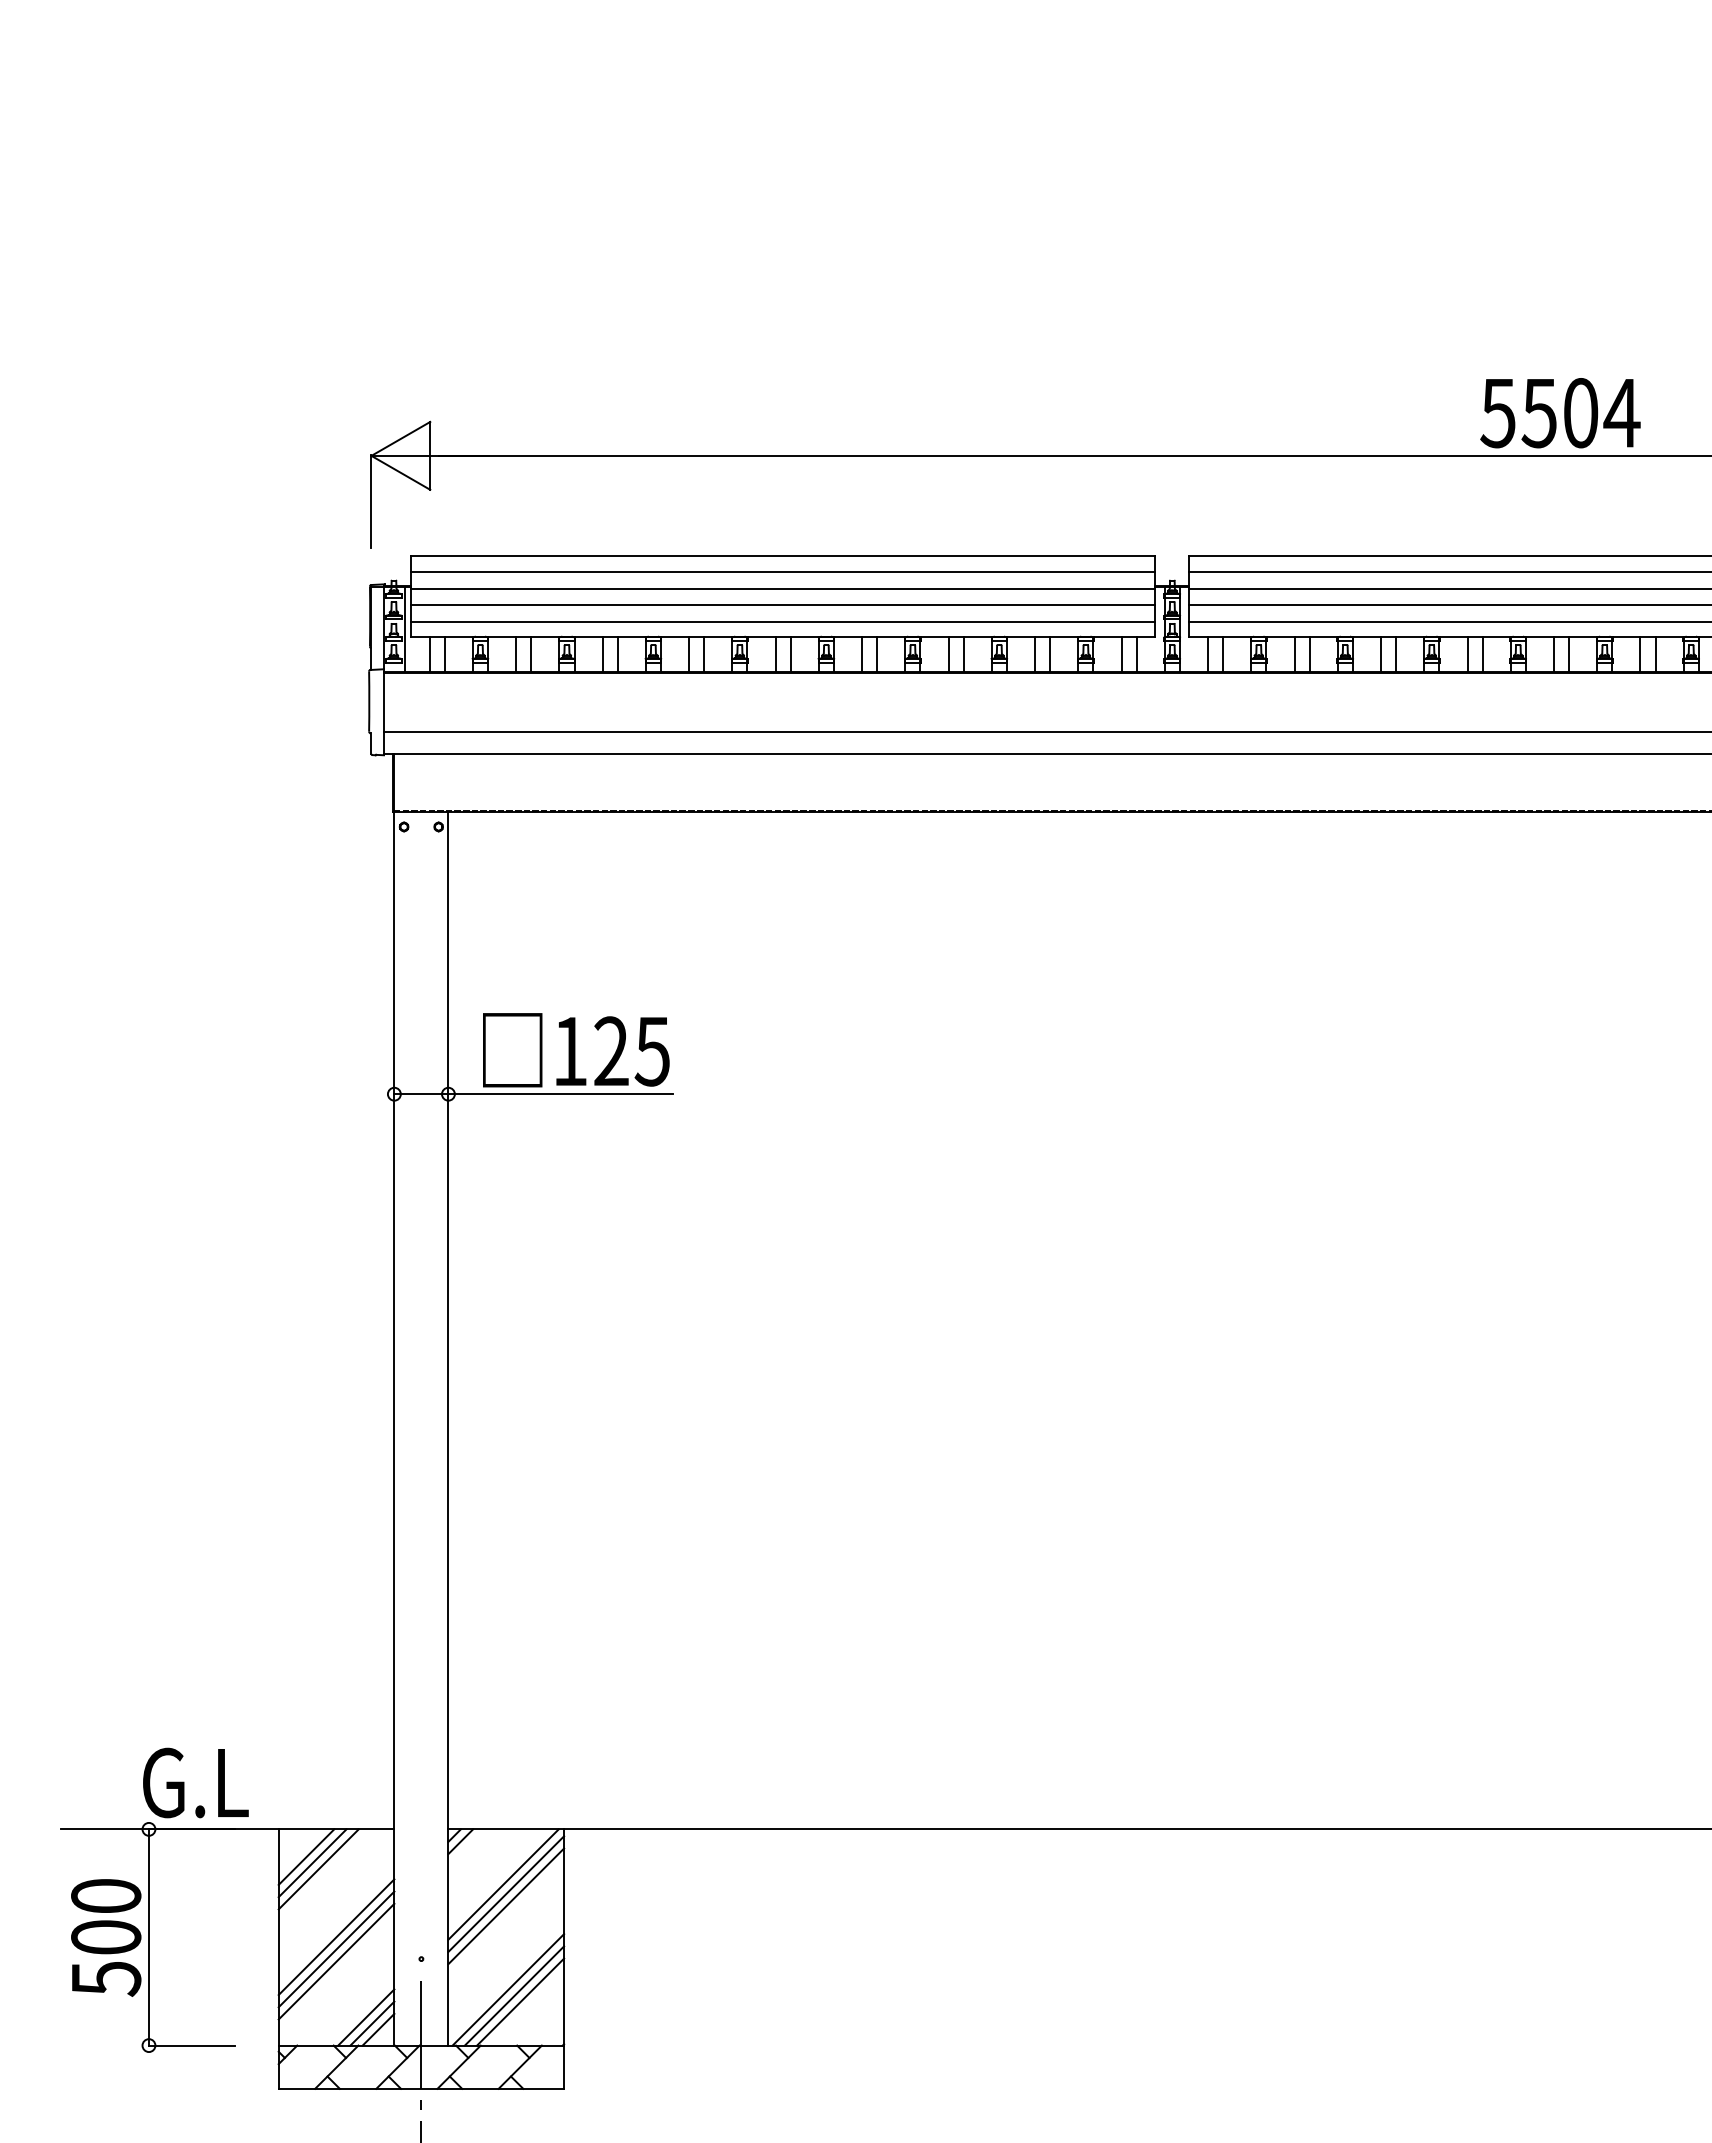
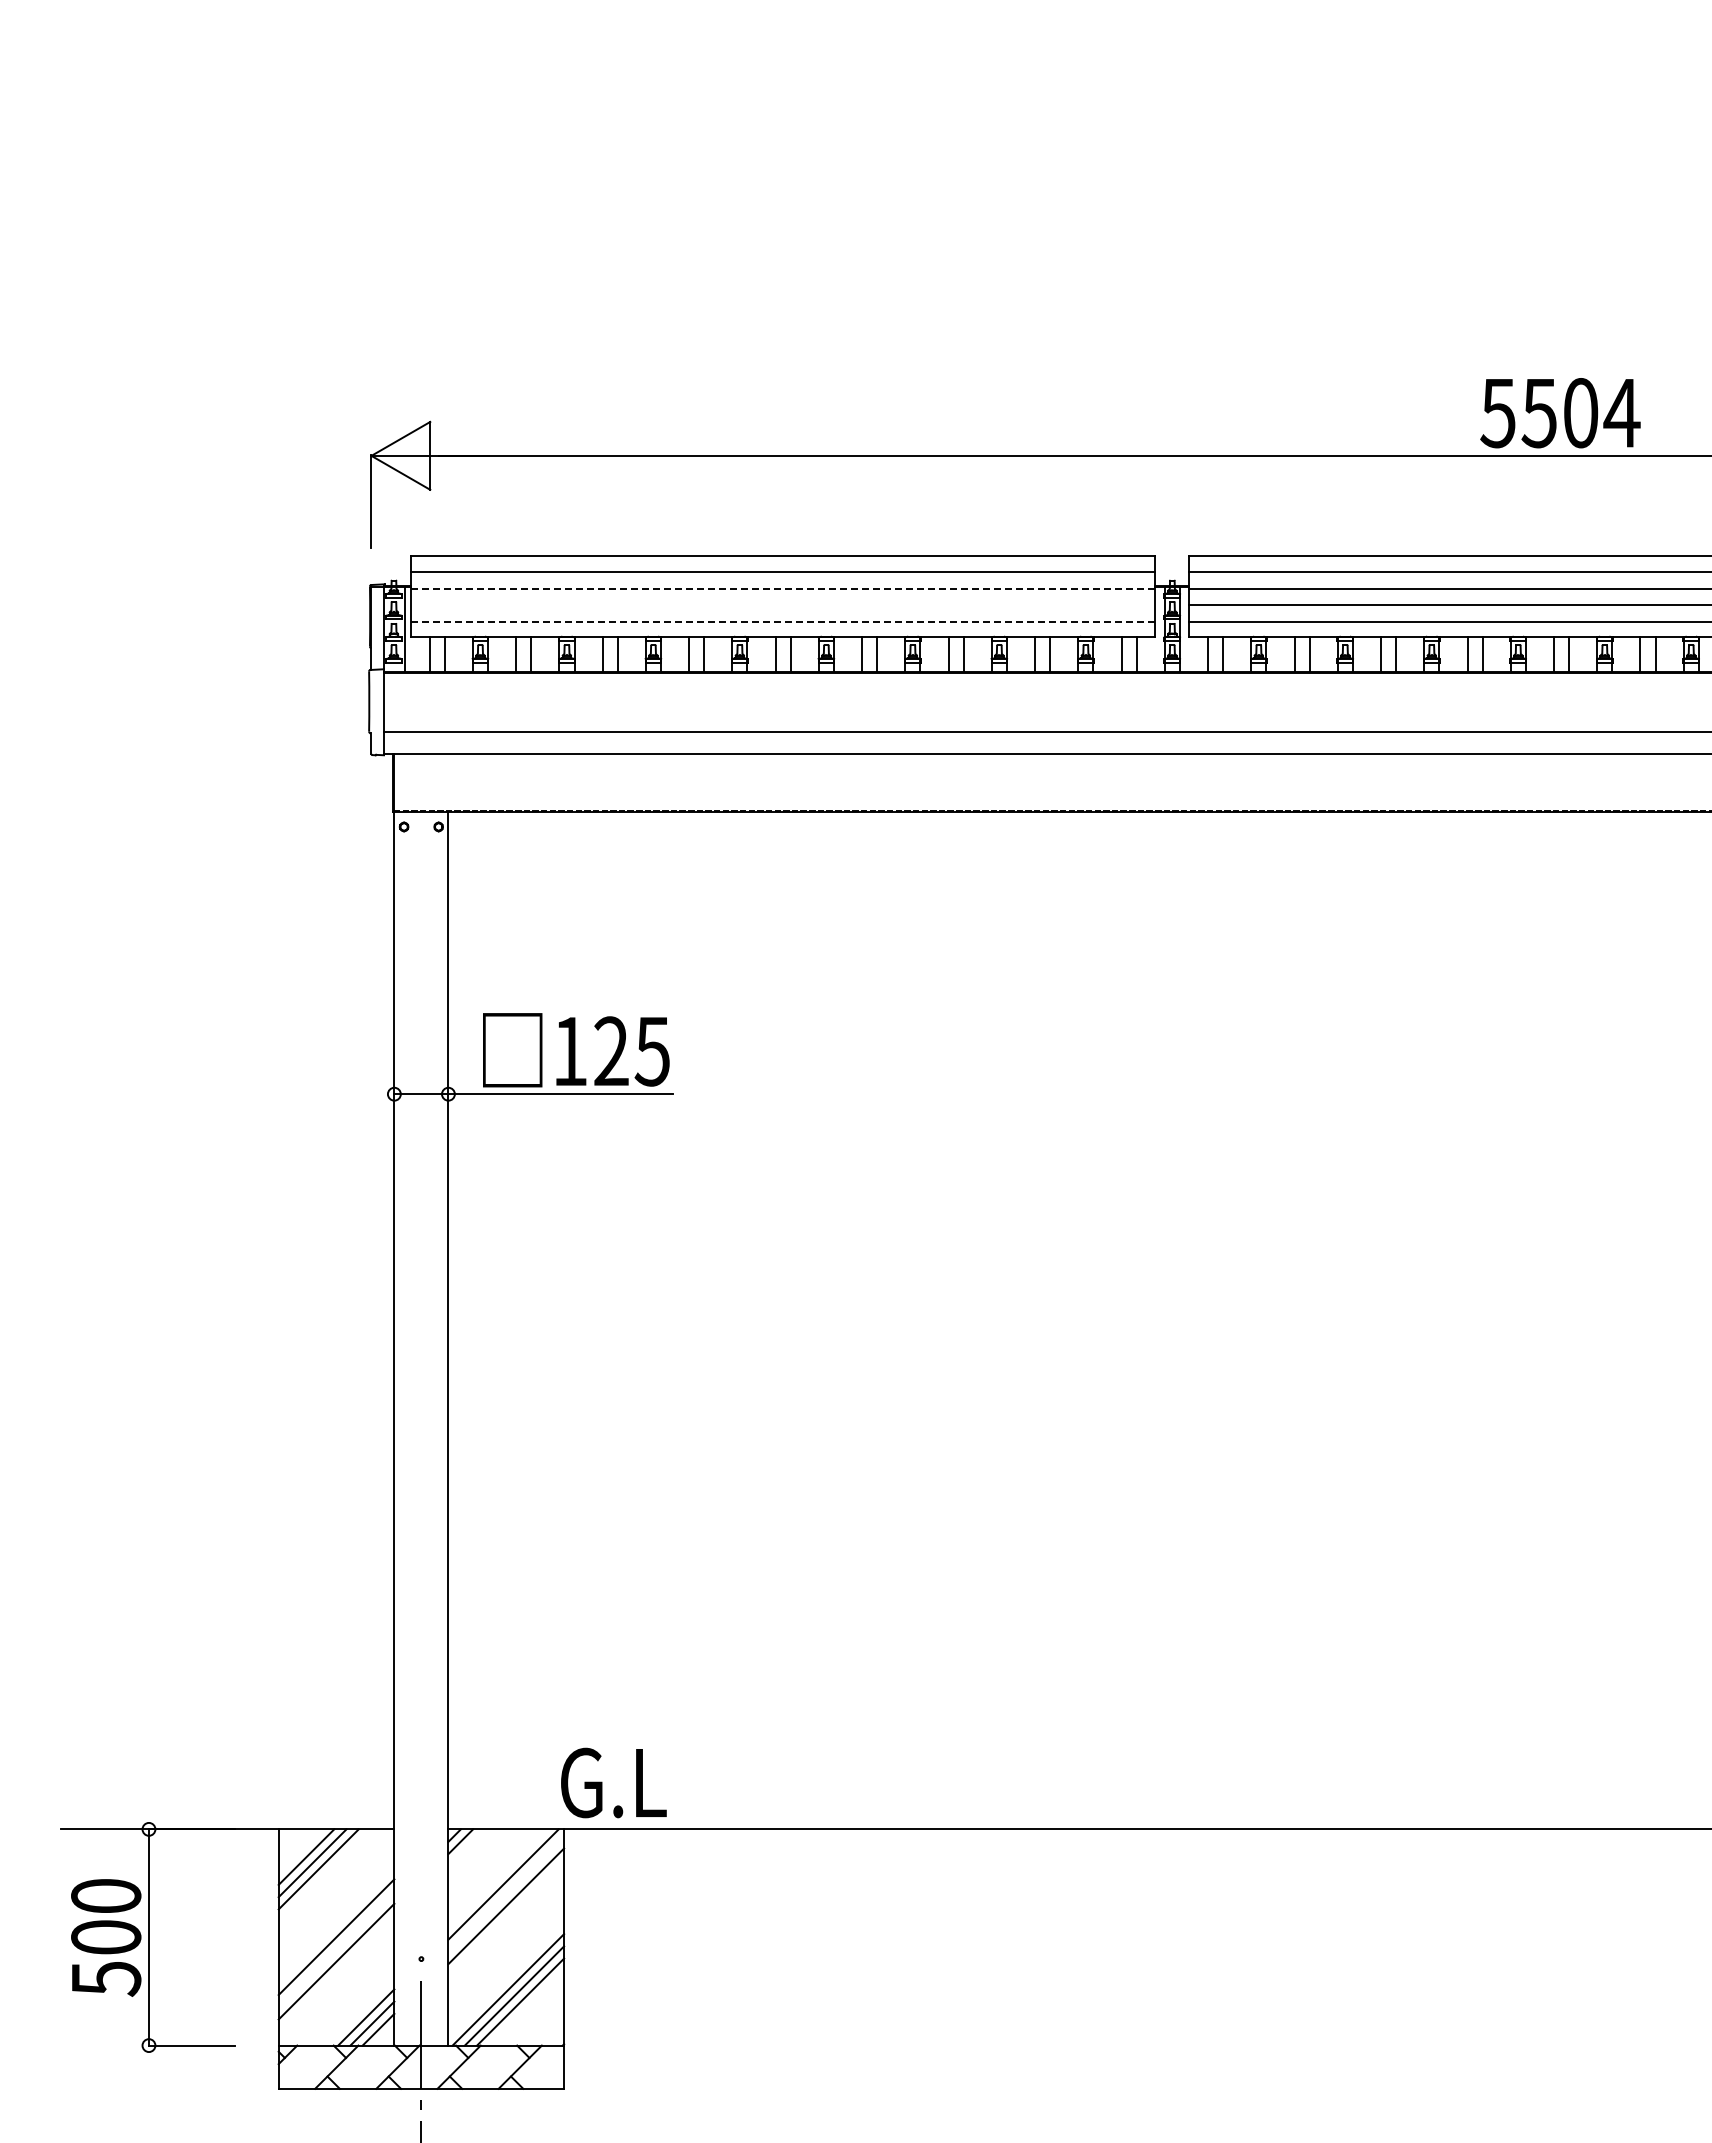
line: solid -> dashed (782, 588)
line: present -> none (782, 605)
line: solid -> dashed (783, 621)
text position: (195, 1782) -> (613, 1782) (613, 1782)
line: present -> none (506, 1893)
line: present -> none (336, 1949)
